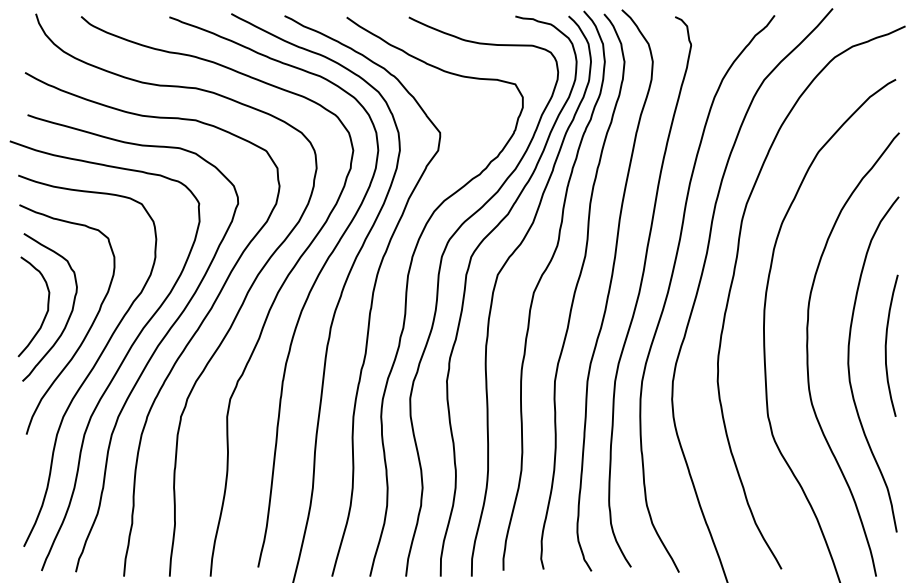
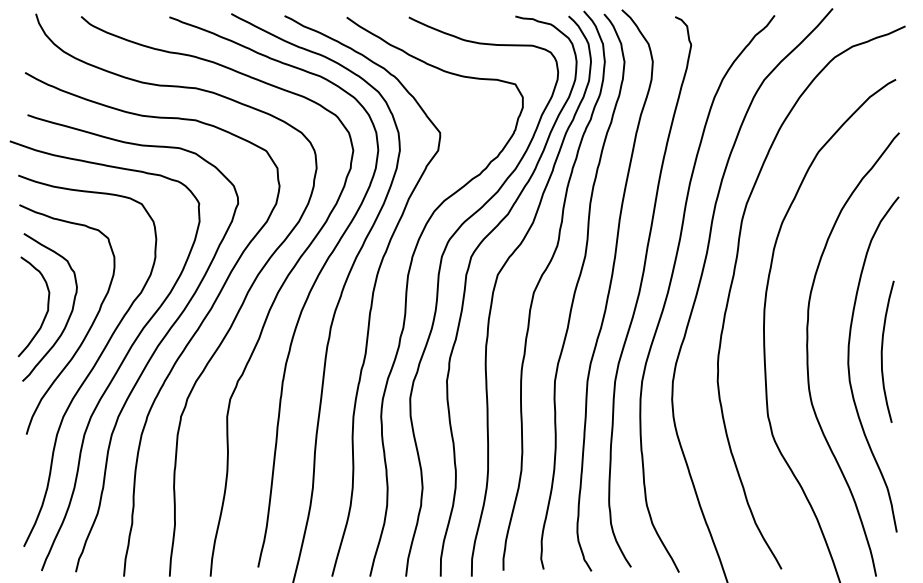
curve position: (886, 345) -> (882, 351) (882, 351)
